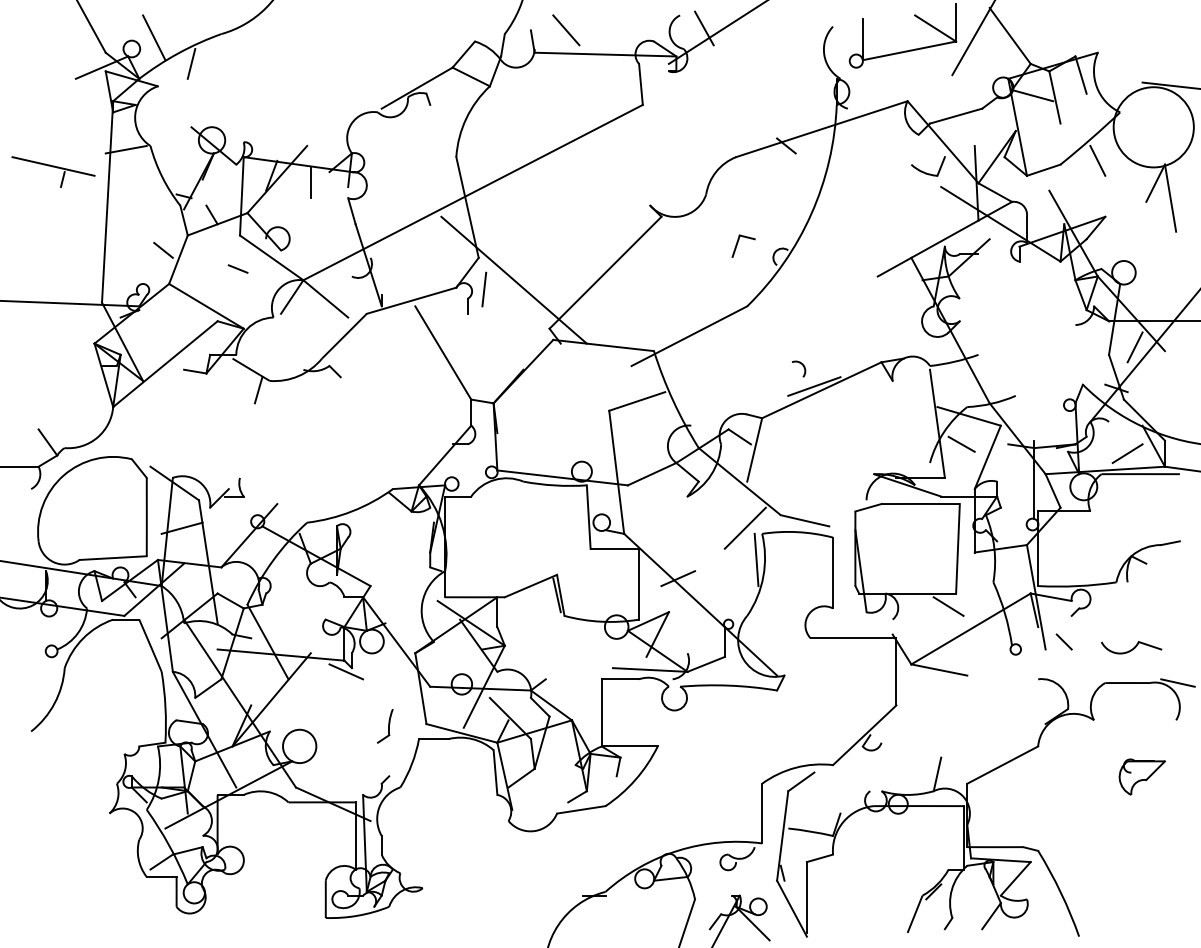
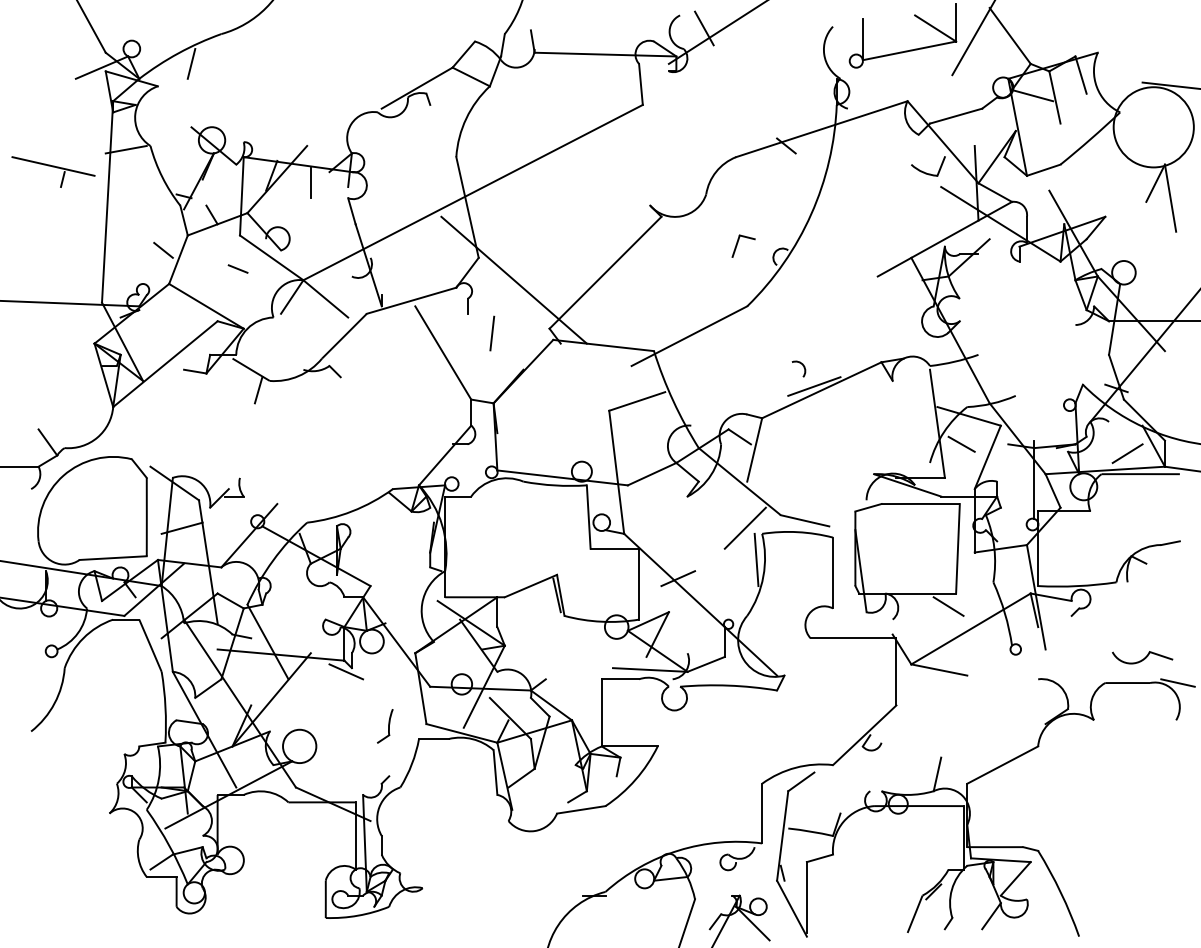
line: present -> none (566, 30)
line: present -> none (154, 37)
line: present -> none (1097, 160)
line position: (484, 289) -> (492, 333) (492, 333)
line: present -> none (1134, 347)
line: present -> none (1063, 641)
part position: (1131, 647) -> (1142, 657) (1142, 657)
part: present -> none (1141, 776)
